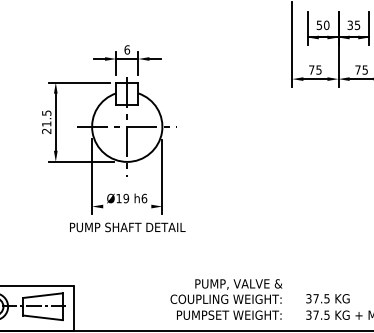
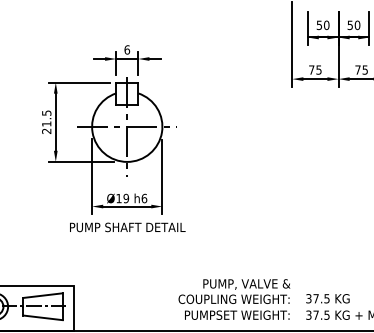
text: 35 -> 50 (353, 25)
line: none -> present (127, 206)
text position: (226, 299) -> (234, 299) (234, 299)
